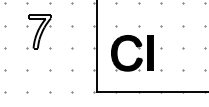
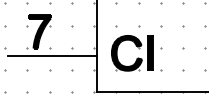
fill: none -> present (39, 31)
line: none -> present (52, 56)
